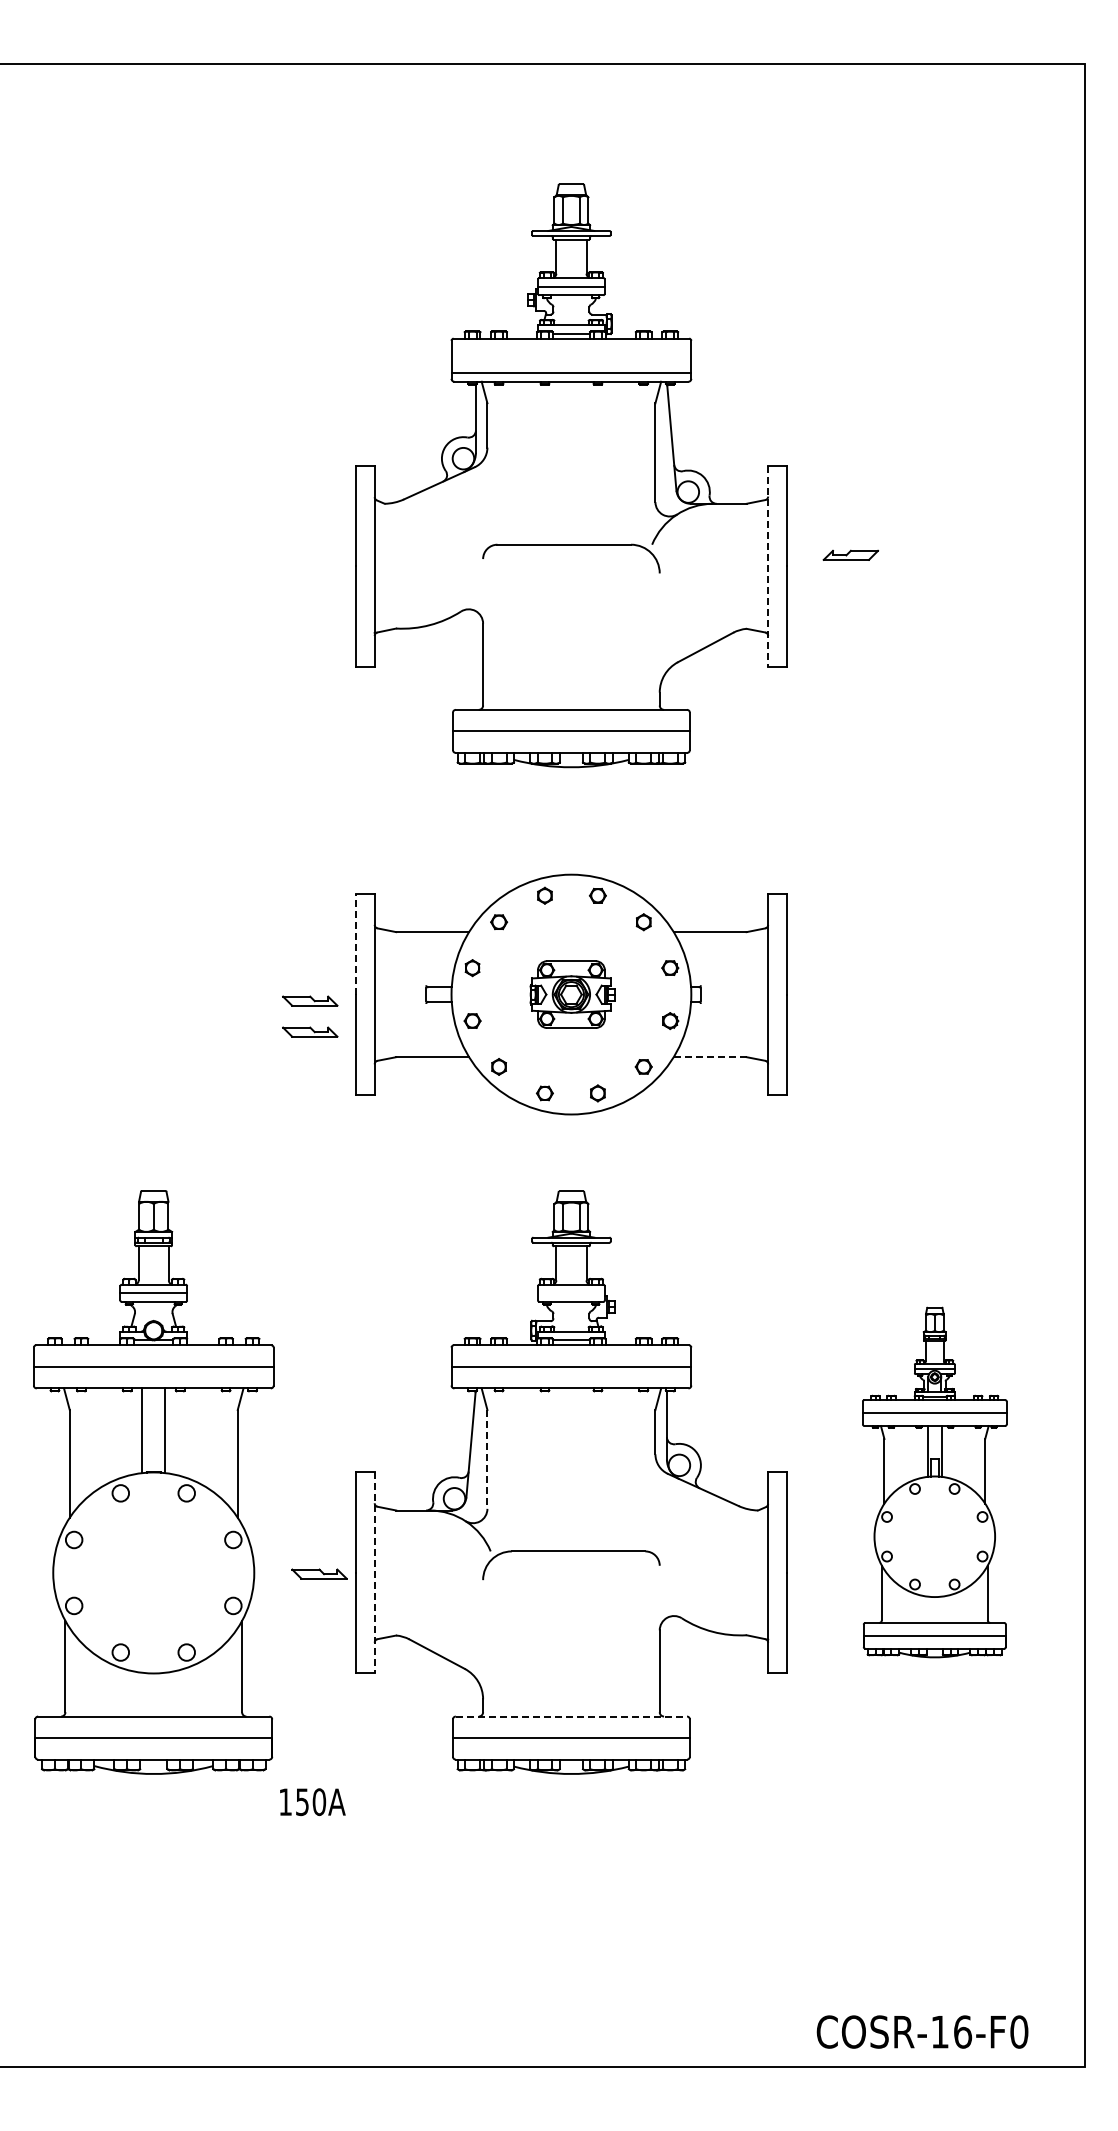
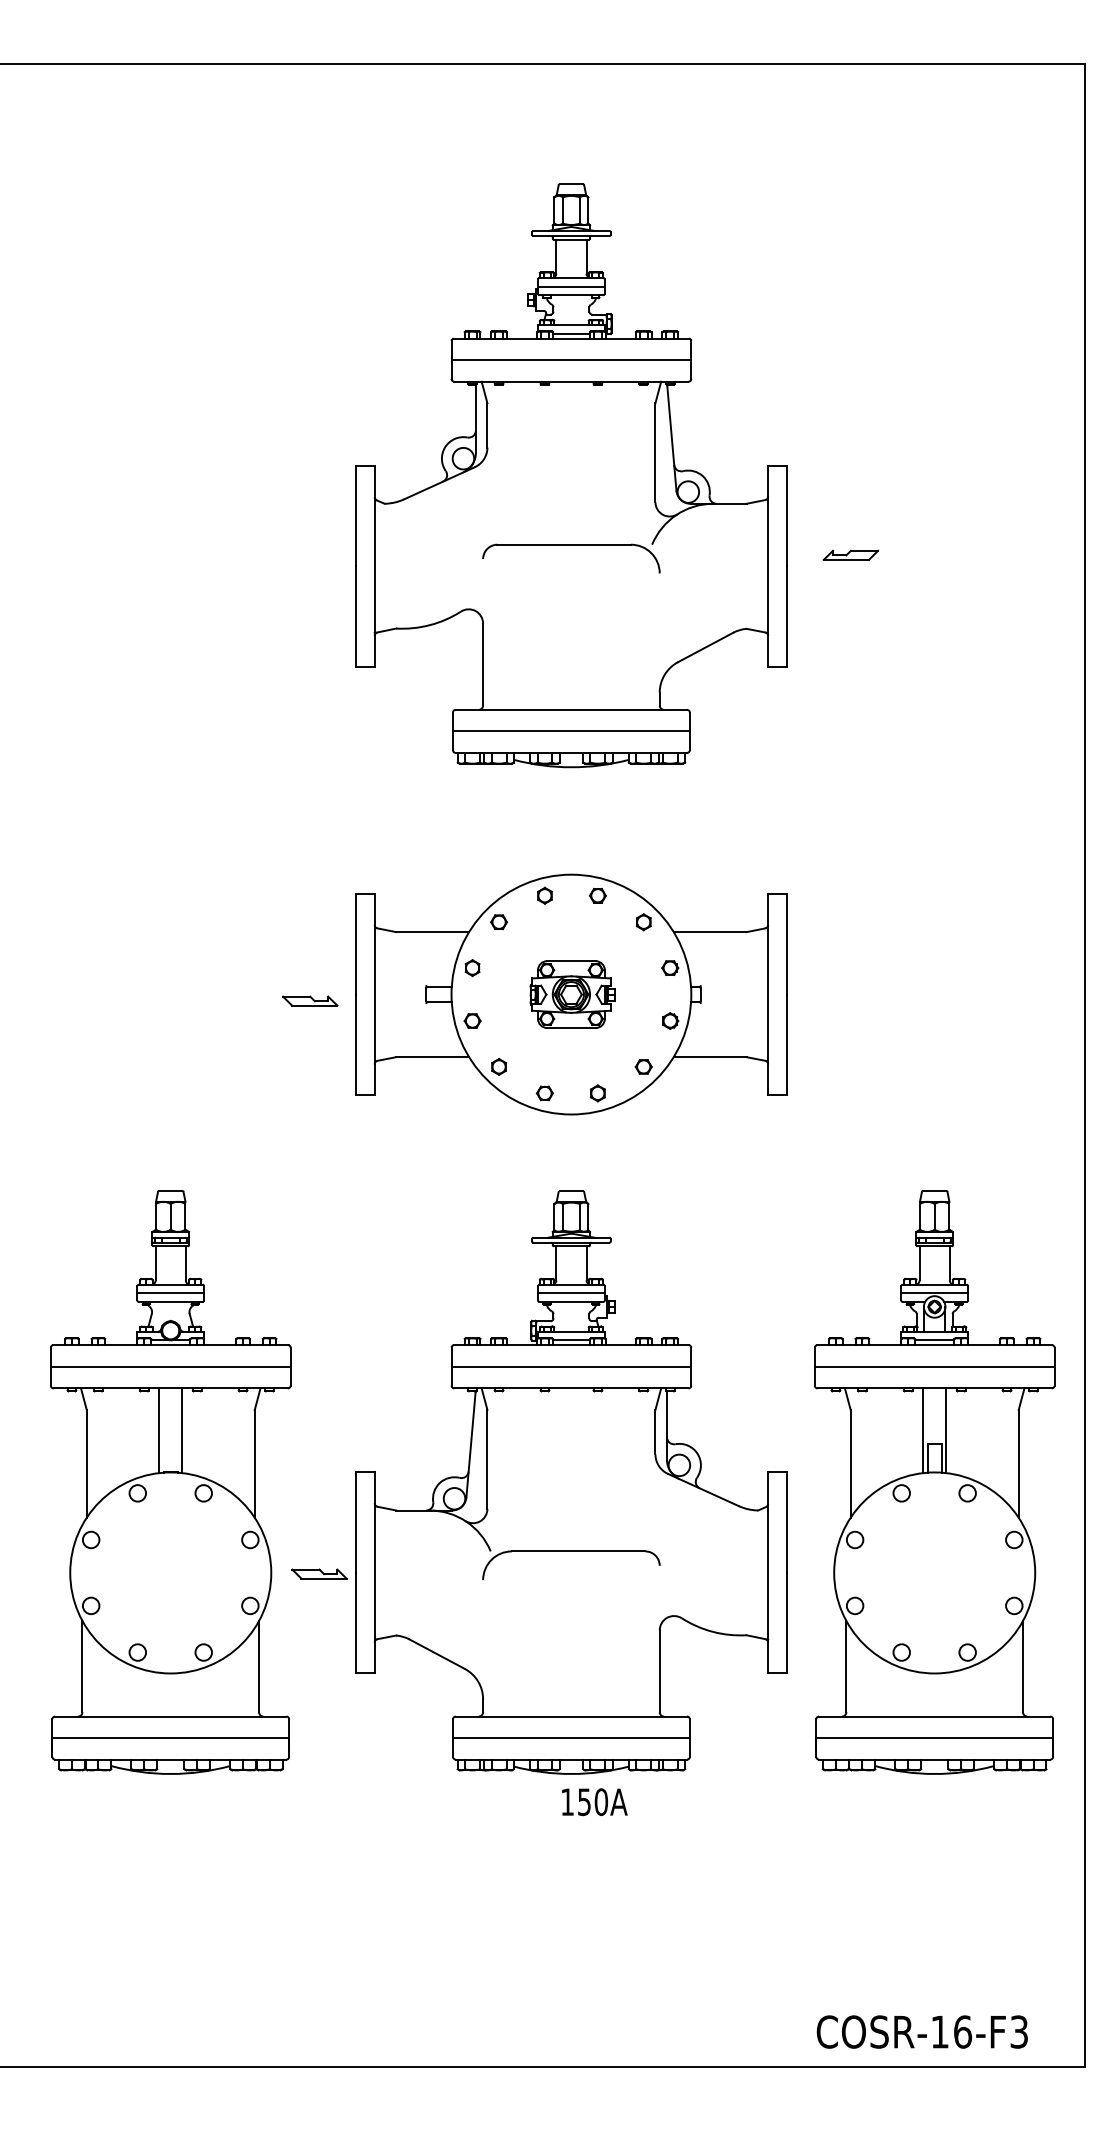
line position: (571, 373) -> (571, 360) (571, 360)
line: dashed -> solid (768, 566)
line: dashed -> solid (356, 943)
part: present -> none (310, 1031)
line: dashed -> solid (709, 1057)
line: none -> present (571, 1293)
line: dashed -> solid (487, 1459)
part position: (153, 1482) -> (170, 1482) (170, 1482)
part size: 146x353 px -> 242x585 px (934, 1482)
line: dashed -> solid (374, 1572)
line: dashed -> solid (571, 1716)
text position: (312, 1802) -> (594, 1802) (594, 1802)
text: COSR-16-F0 -> COSR-16-F3 (1019, 2031)
